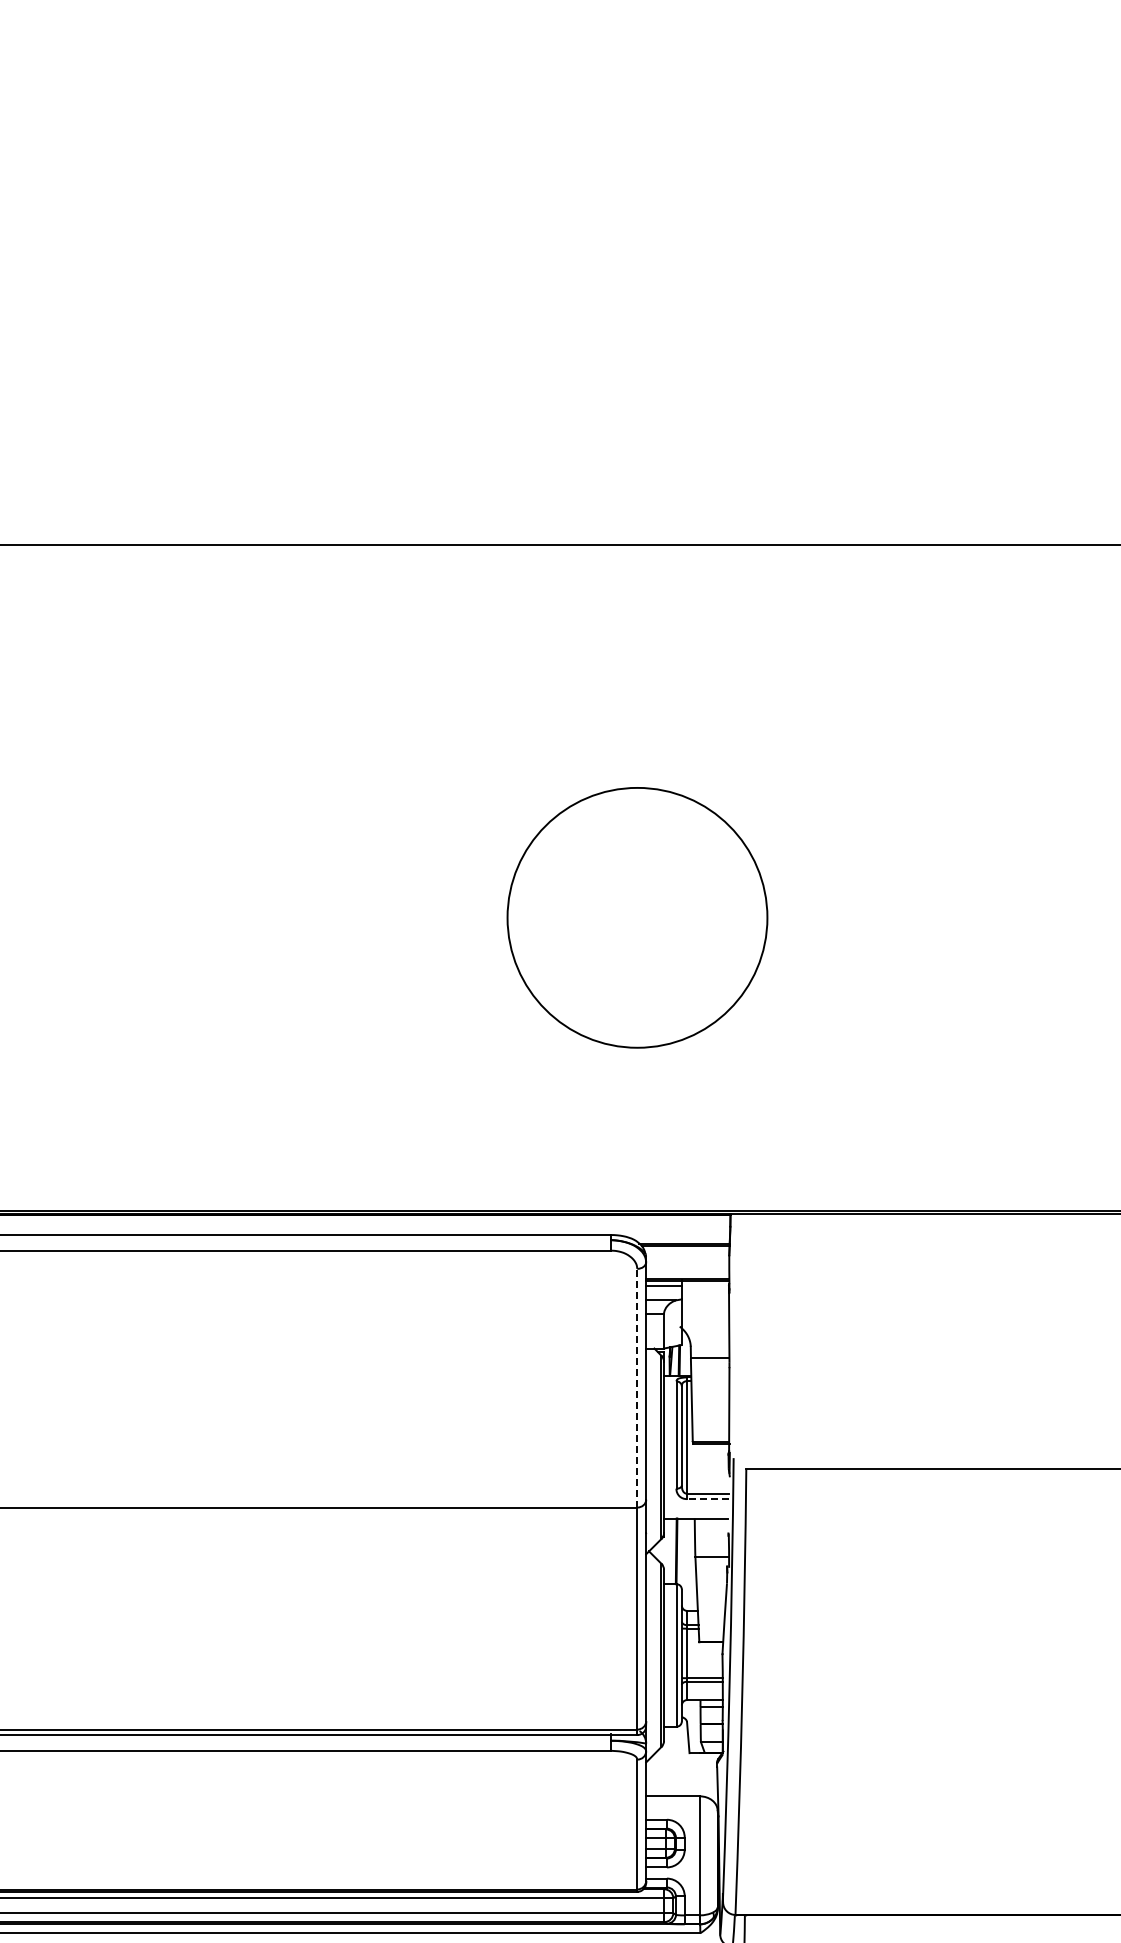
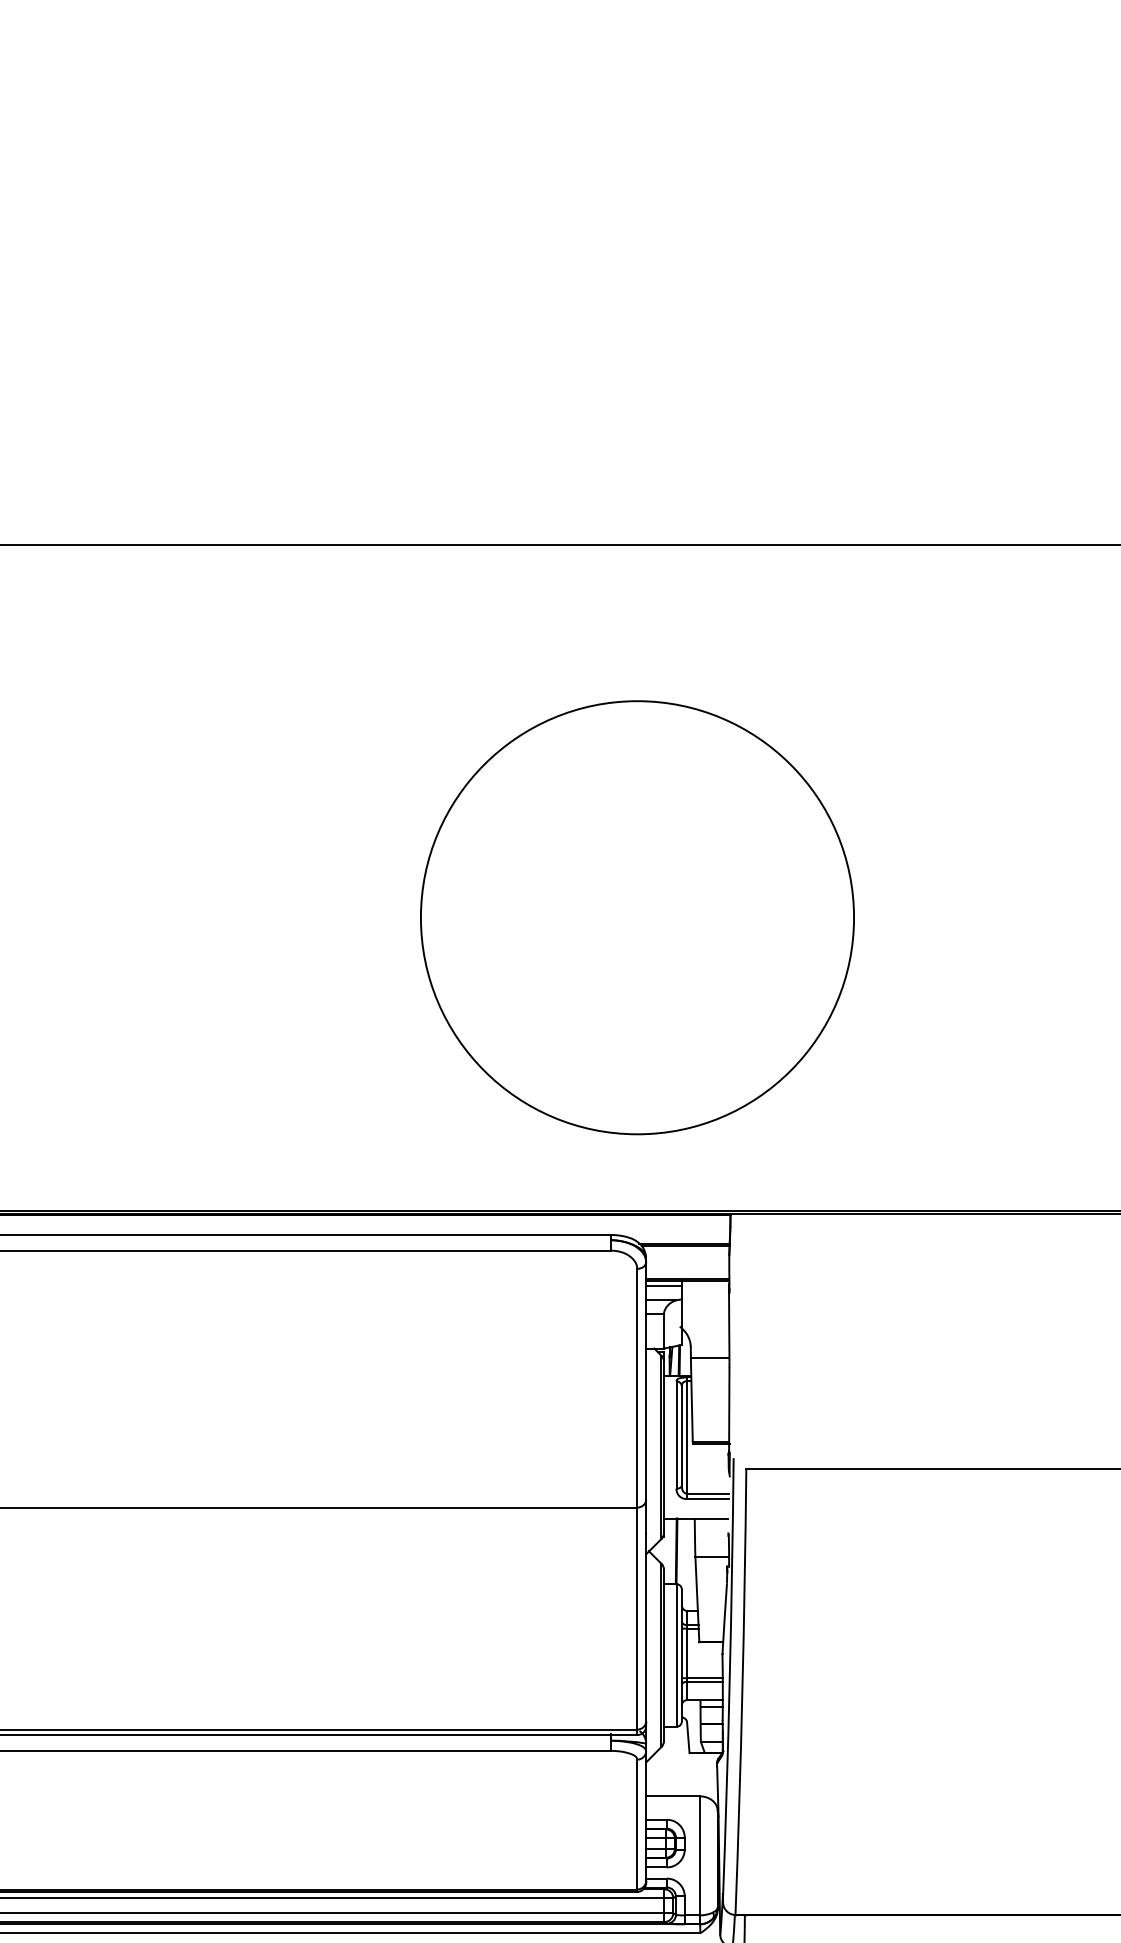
circle size: 263x262 px -> 435x436 px (637, 917)
line: dashed -> solid (637, 1387)
line: dashed -> solid (708, 1499)
